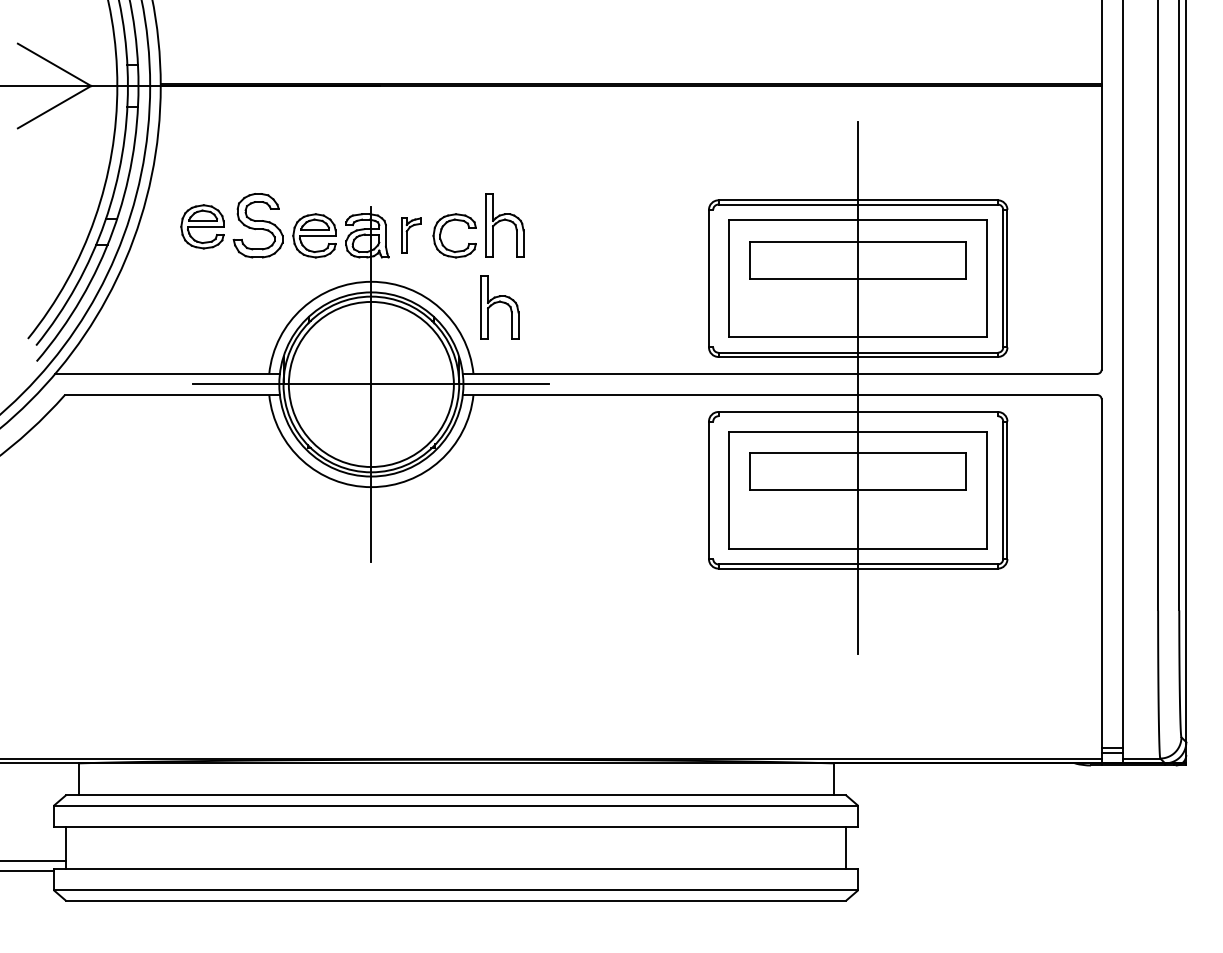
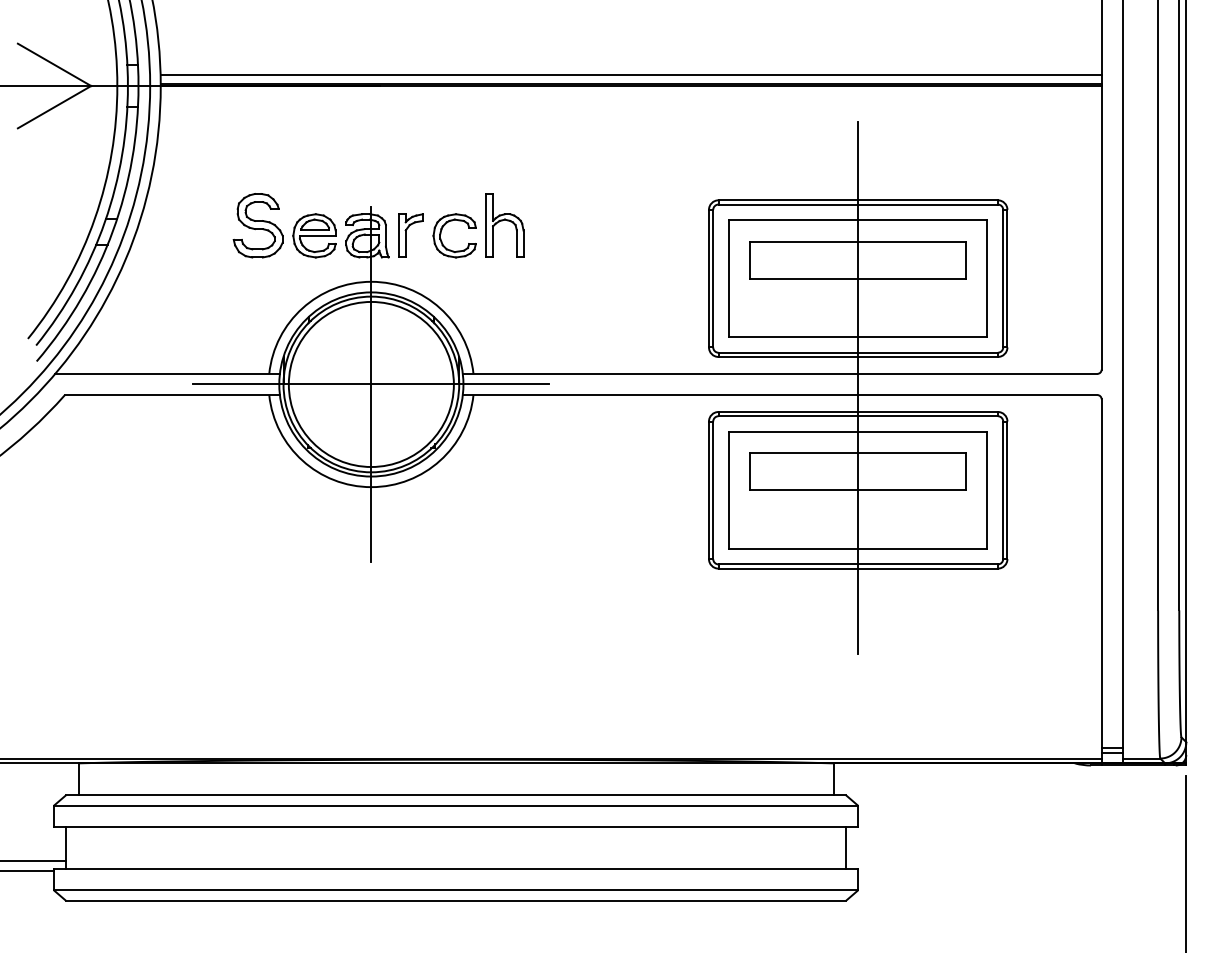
line: none -> present (630, 74)
part: present -> none (202, 226)
part size: 21x37 px -> 26x45 px (410, 235)
line: none -> present (713, 278)
part: present -> none (499, 307)
line: none -> present (857, 416)
line: none -> present (713, 490)
line: none -> present (1186, 862)
